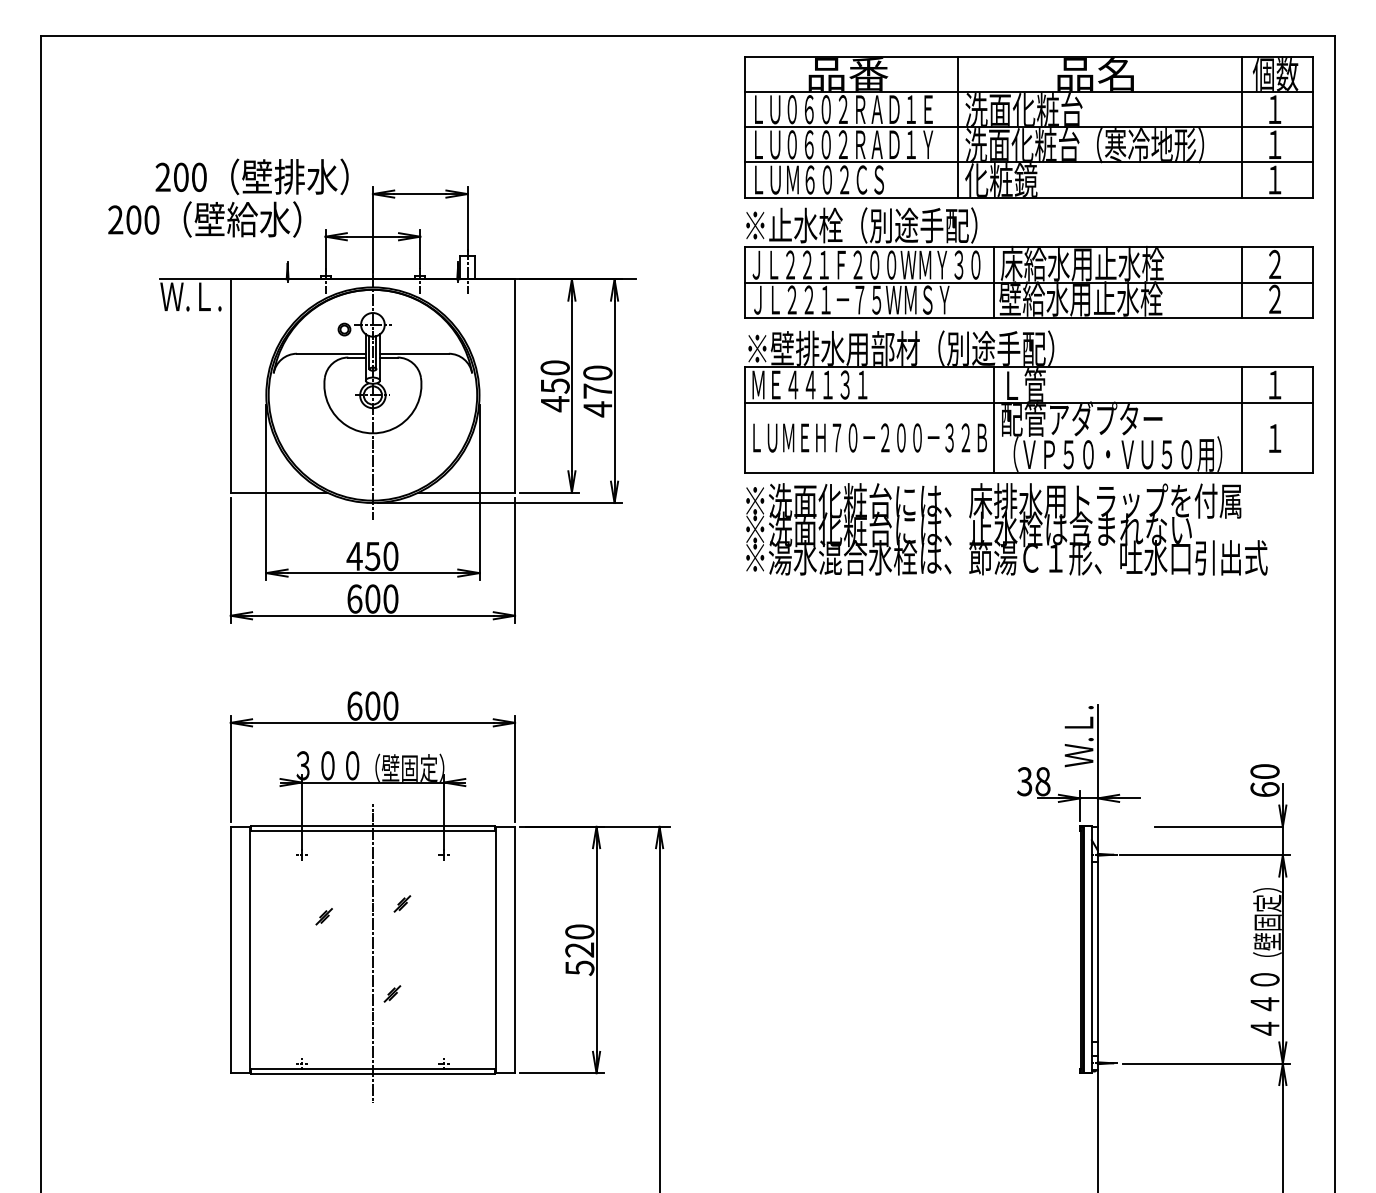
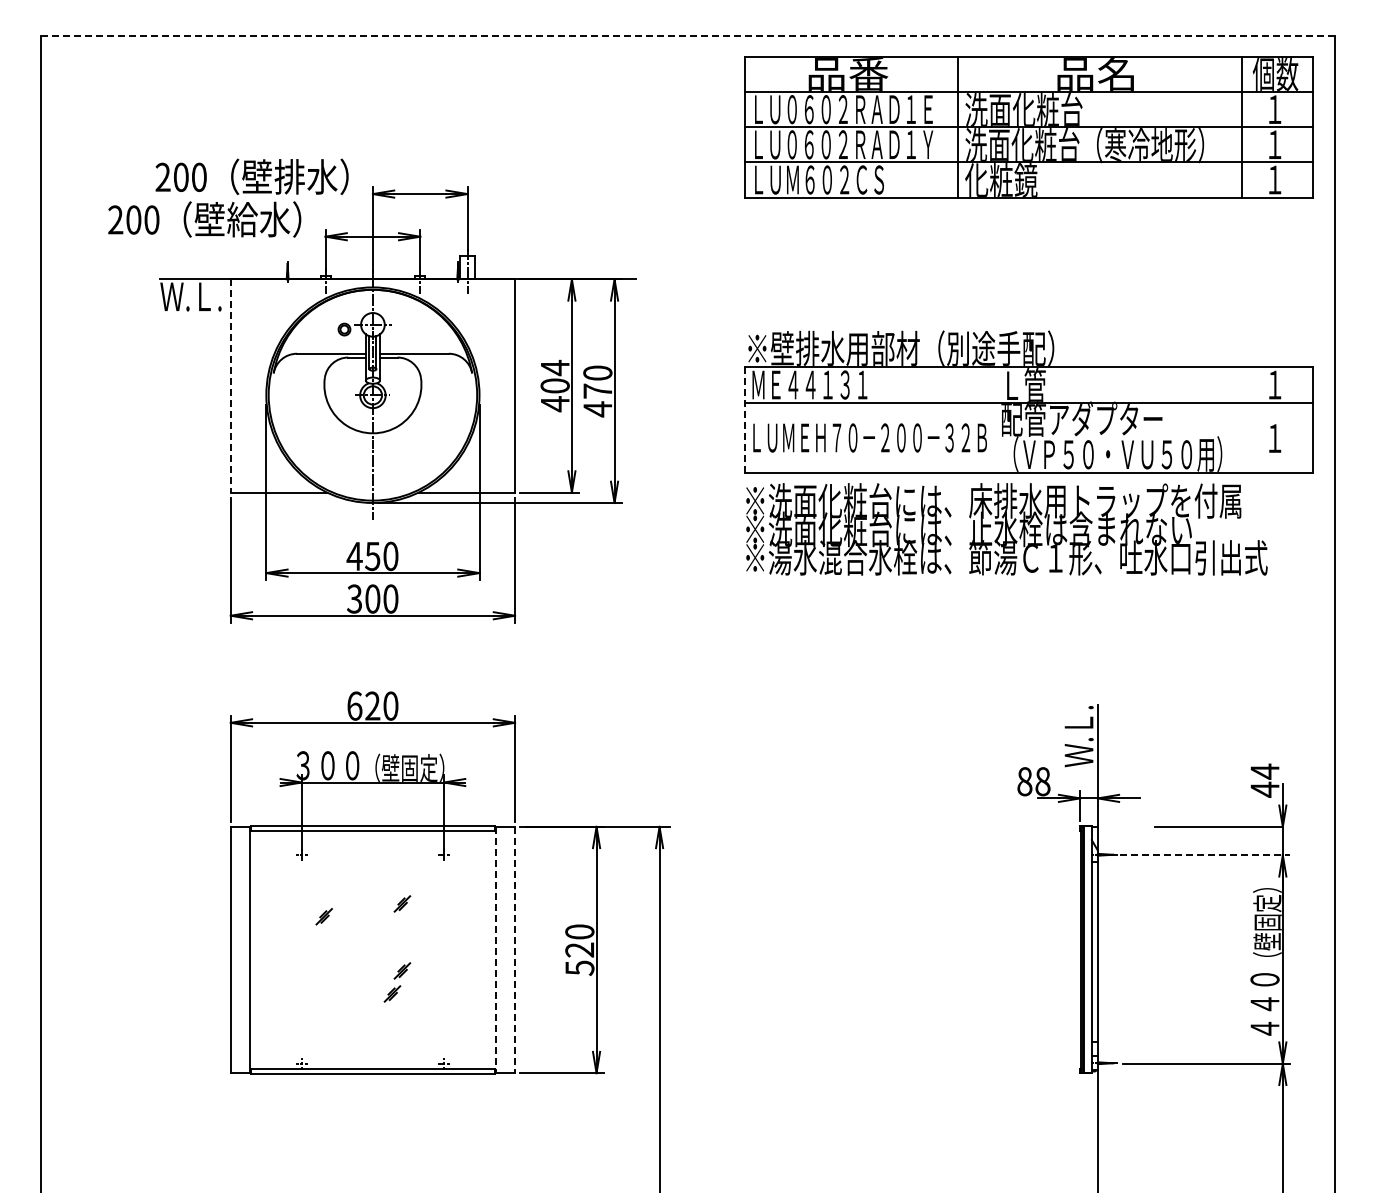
line: solid -> dashed (687, 35)
part: present -> none (1028, 262)
text: 450 -> 404 (554, 376)
line: solid -> dashed (230, 385)
line: solid -> dashed (744, 420)
line: present -> none (993, 420)
line: present -> none (1242, 420)
text: 600 -> 300 (354, 598)
text: 600 -> 620 (372, 705)
text: 60 -> 44 (1264, 780)
text: 38 -> 88 (1024, 781)
line: solid -> dashed (1205, 855)
line: solid -> dashed (495, 950)
line: solid -> dashed (515, 950)
line: present -> none (372, 953)
part: none -> present (402, 970)
